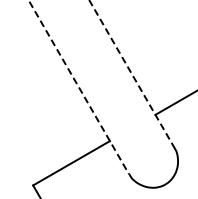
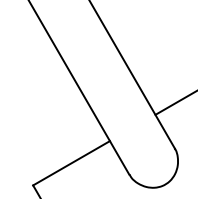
line: dashed -> solid (132, 74)
line: dashed -> solid (79, 87)
